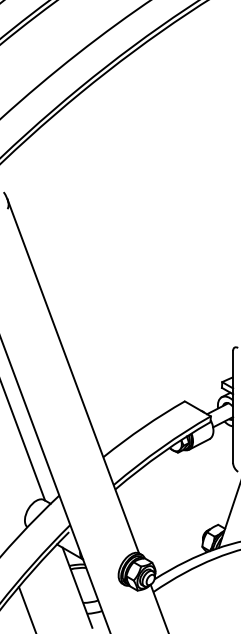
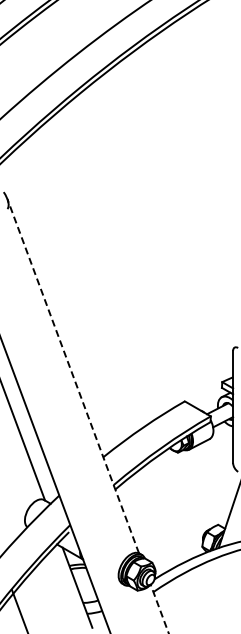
line: solid -> dashed (73, 376)
line position: (26, 608) -> (19, 609) (19, 609)
line: solid -> dashed (159, 609)
